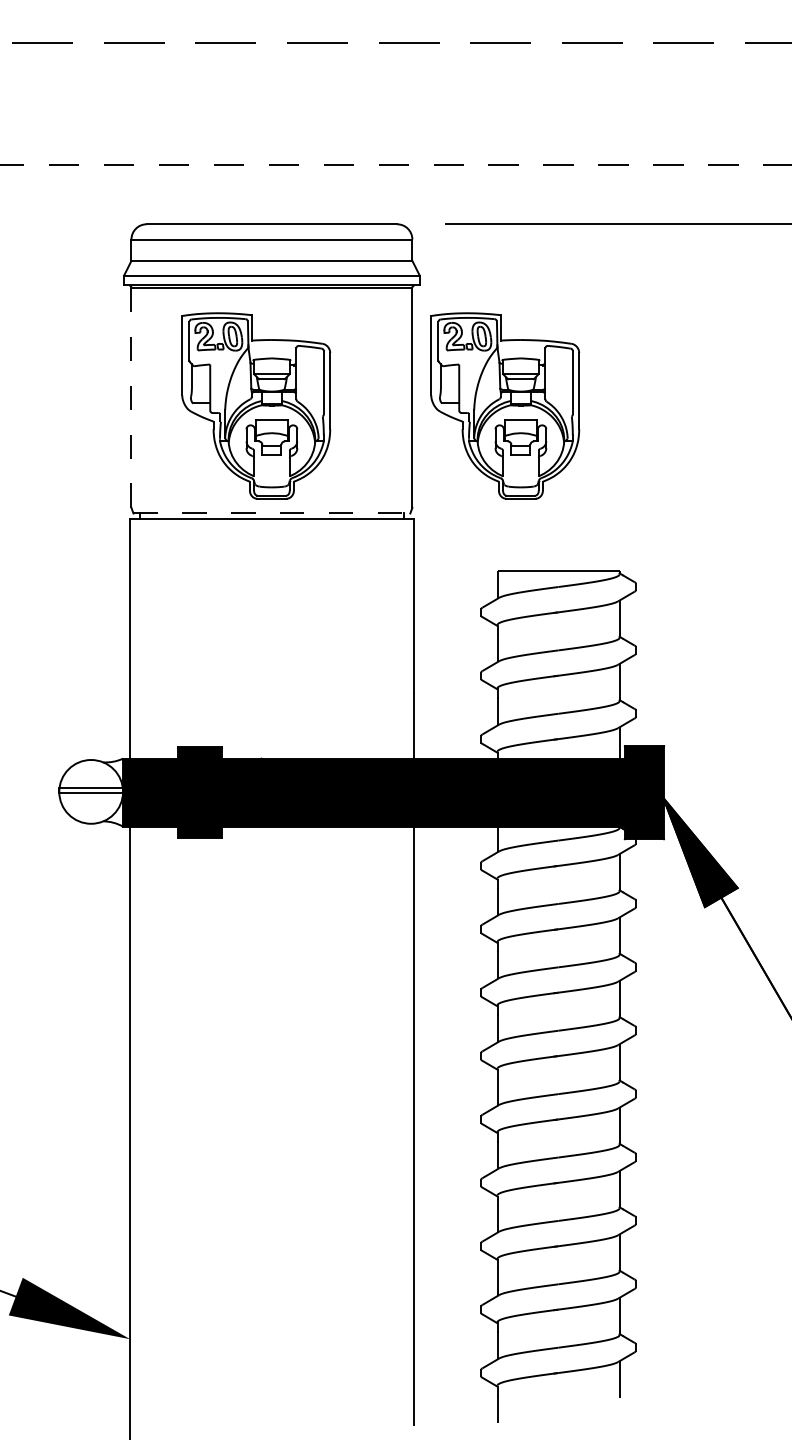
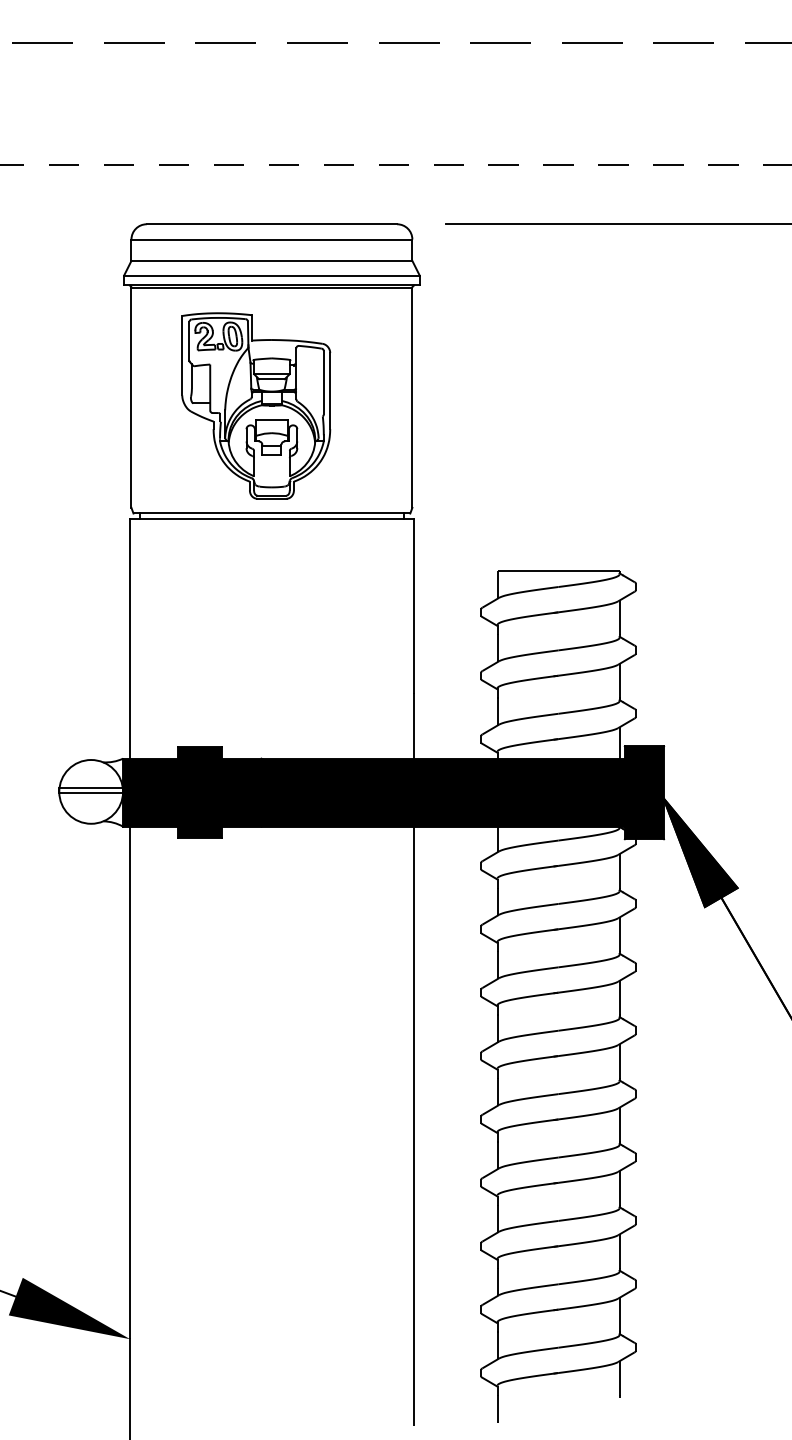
line: dashed -> solid (131, 397)
part: present -> none (505, 405)
line: dashed -> solid (272, 513)
